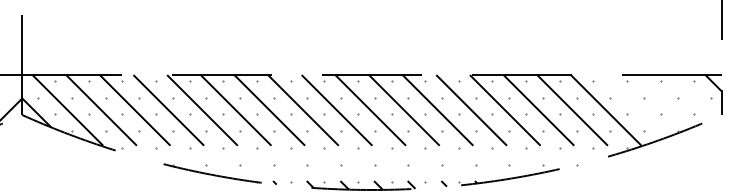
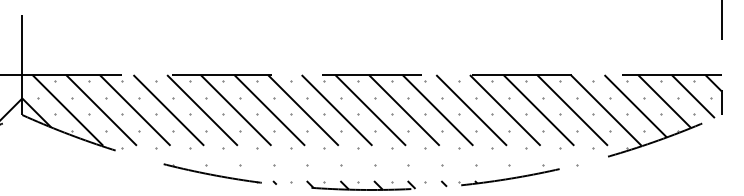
line: none -> present (692, 96)
line: none -> present (664, 101)
line: none -> present (635, 106)
